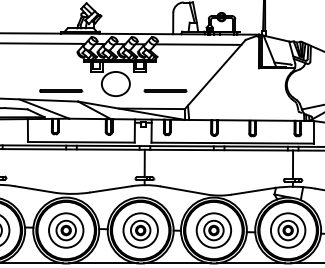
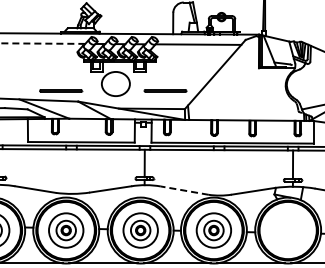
line: solid -> dashed (42, 43)
line: solid -> dashed (184, 190)
part: present -> none (288, 230)
